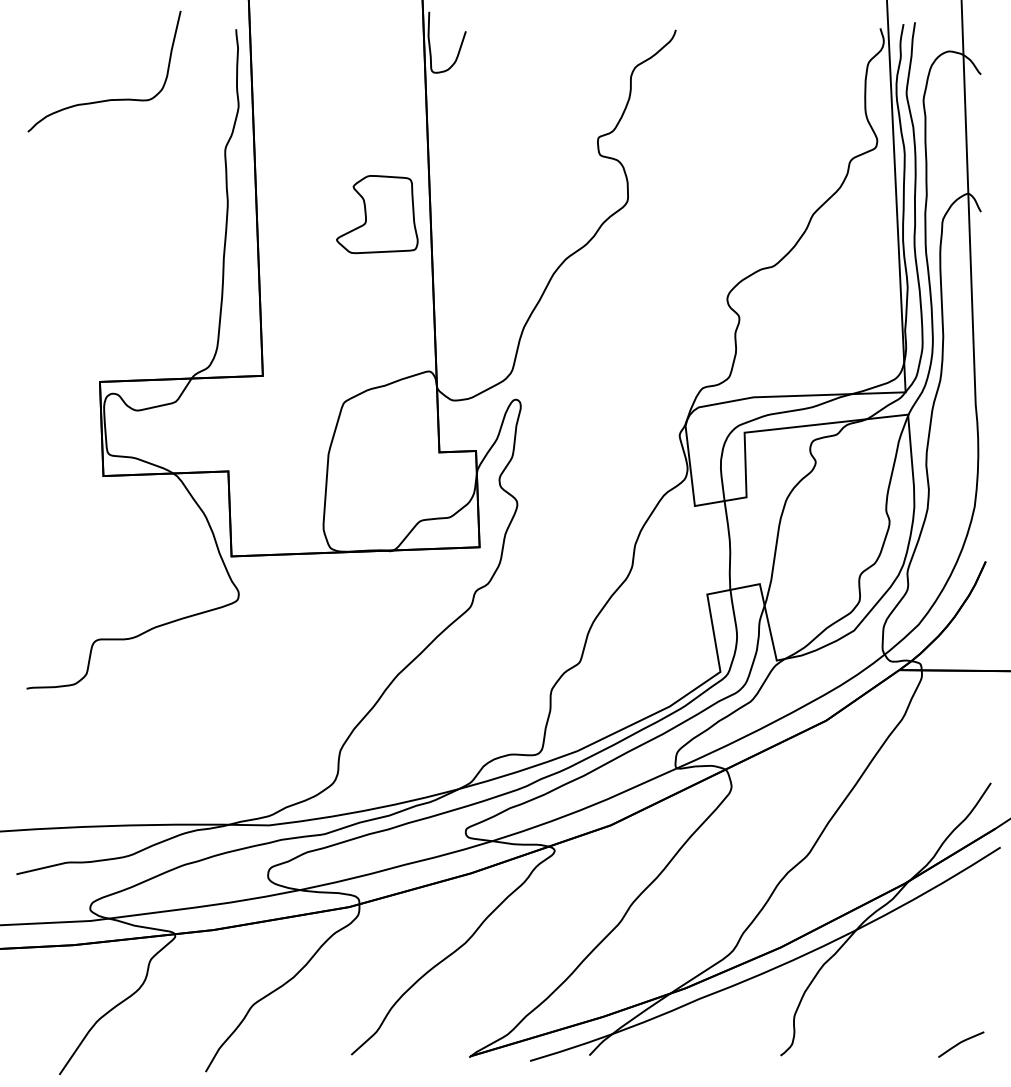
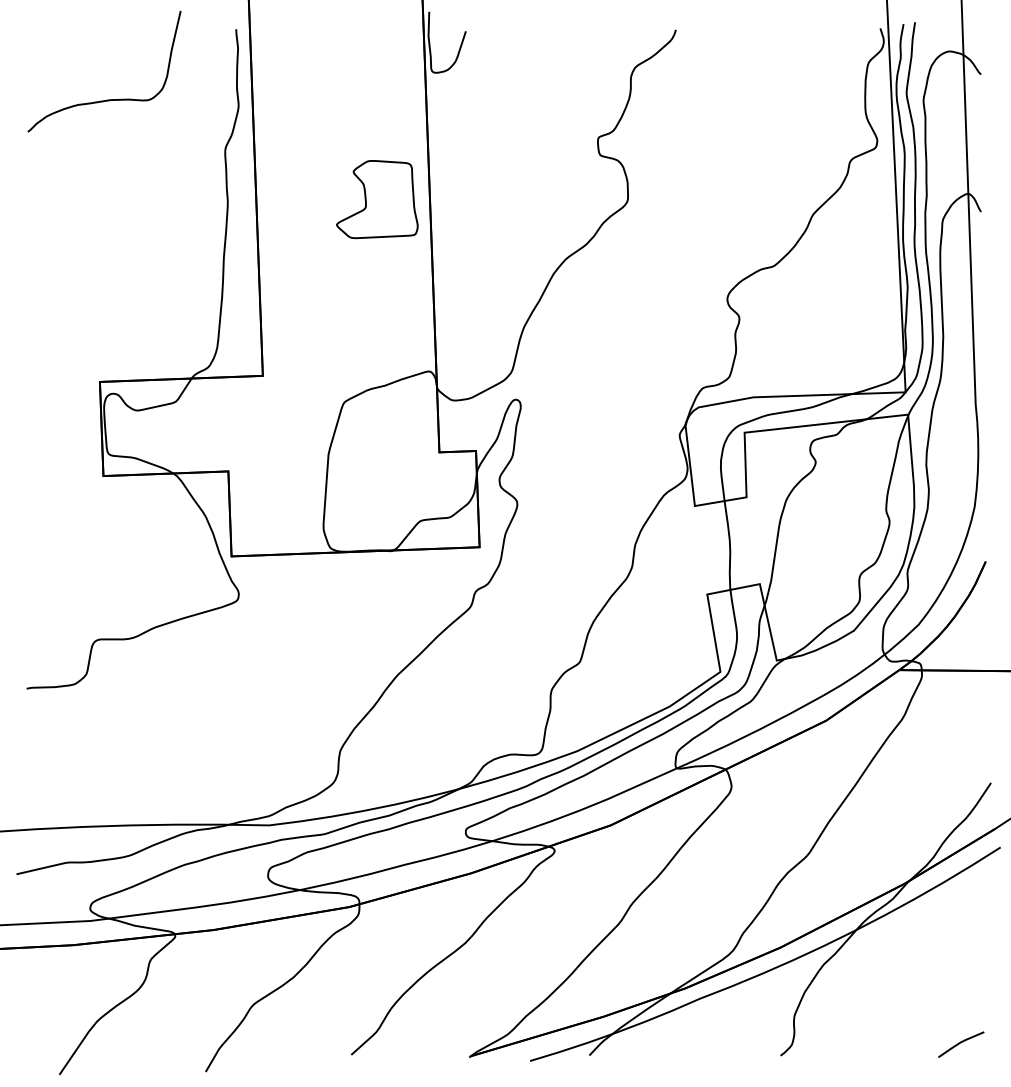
part position: (377, 214) -> (377, 199) (377, 199)
